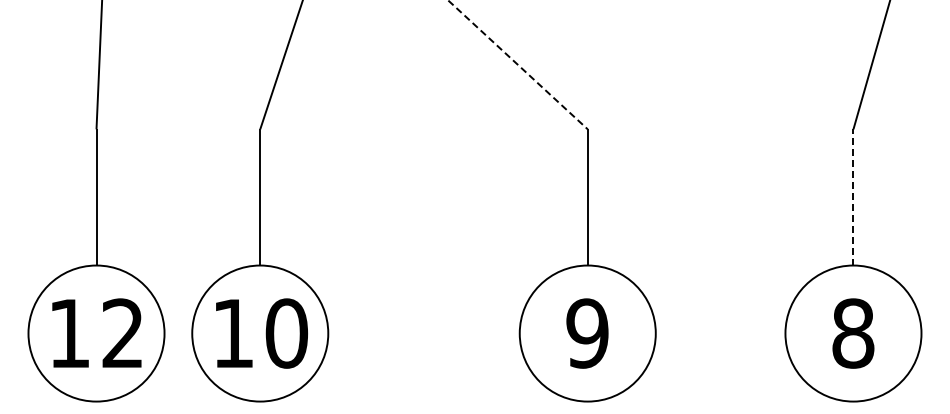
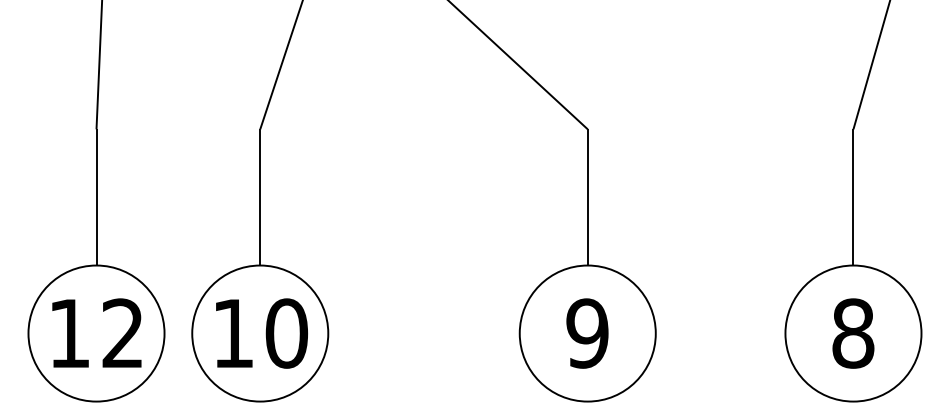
line: dashed -> solid (518, 64)
line: dashed -> solid (853, 196)
